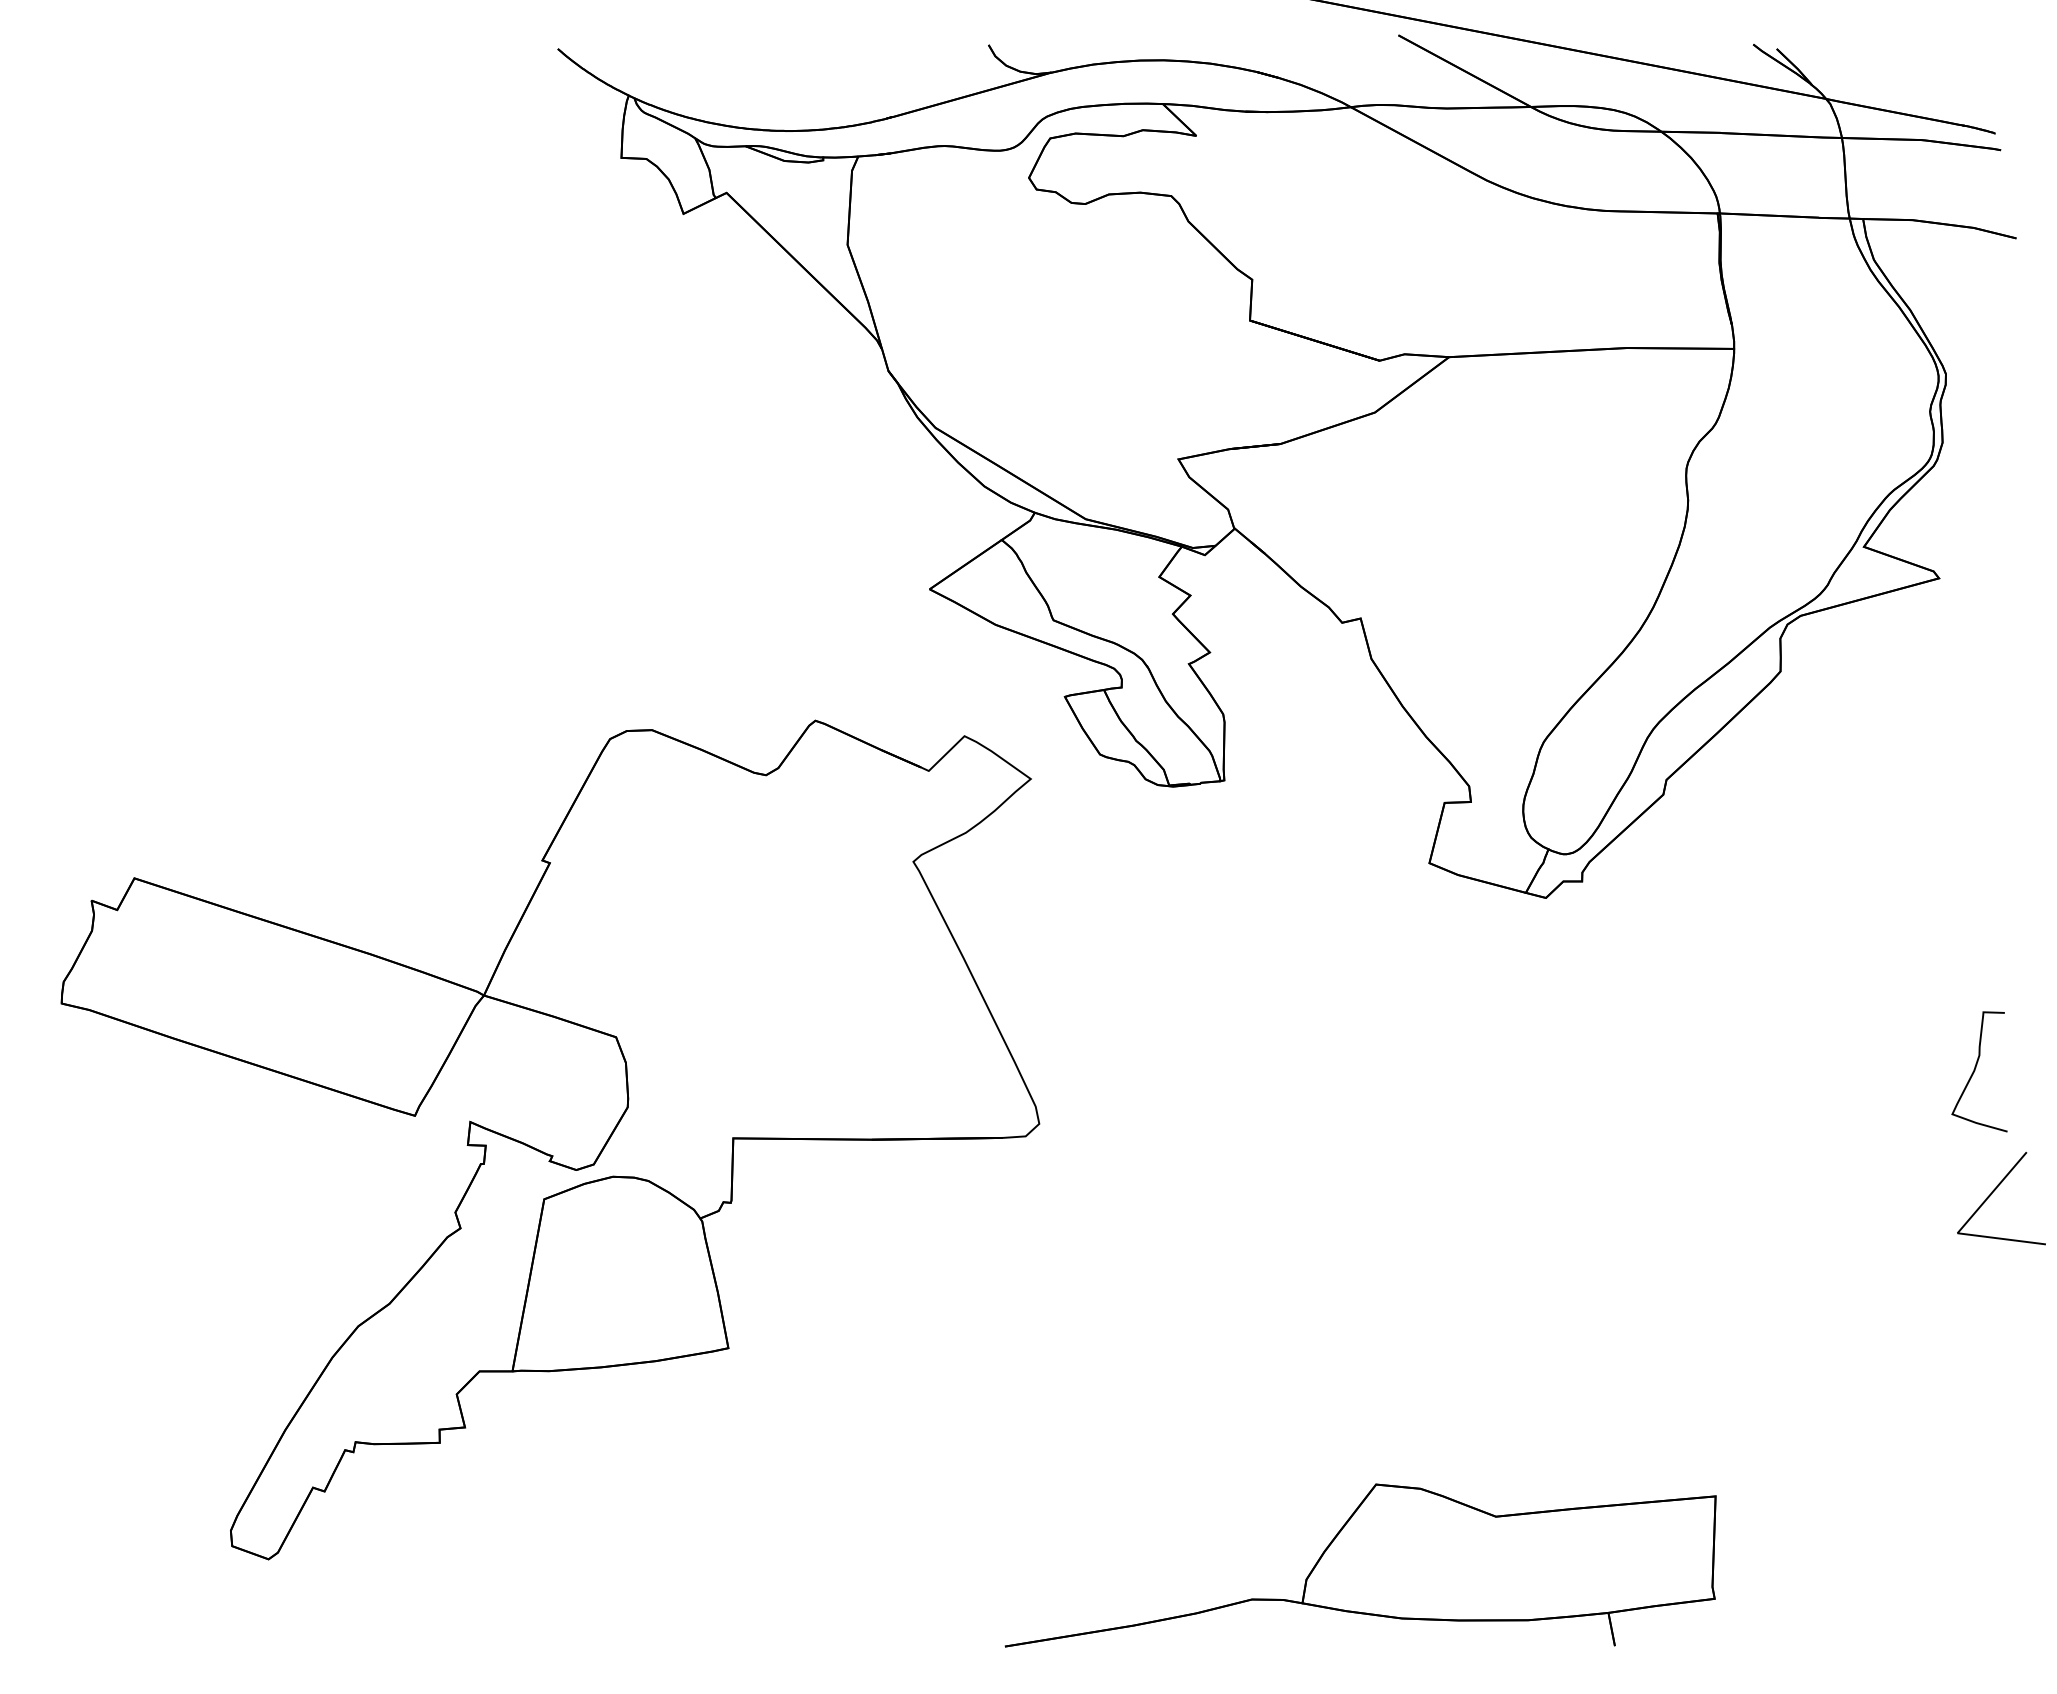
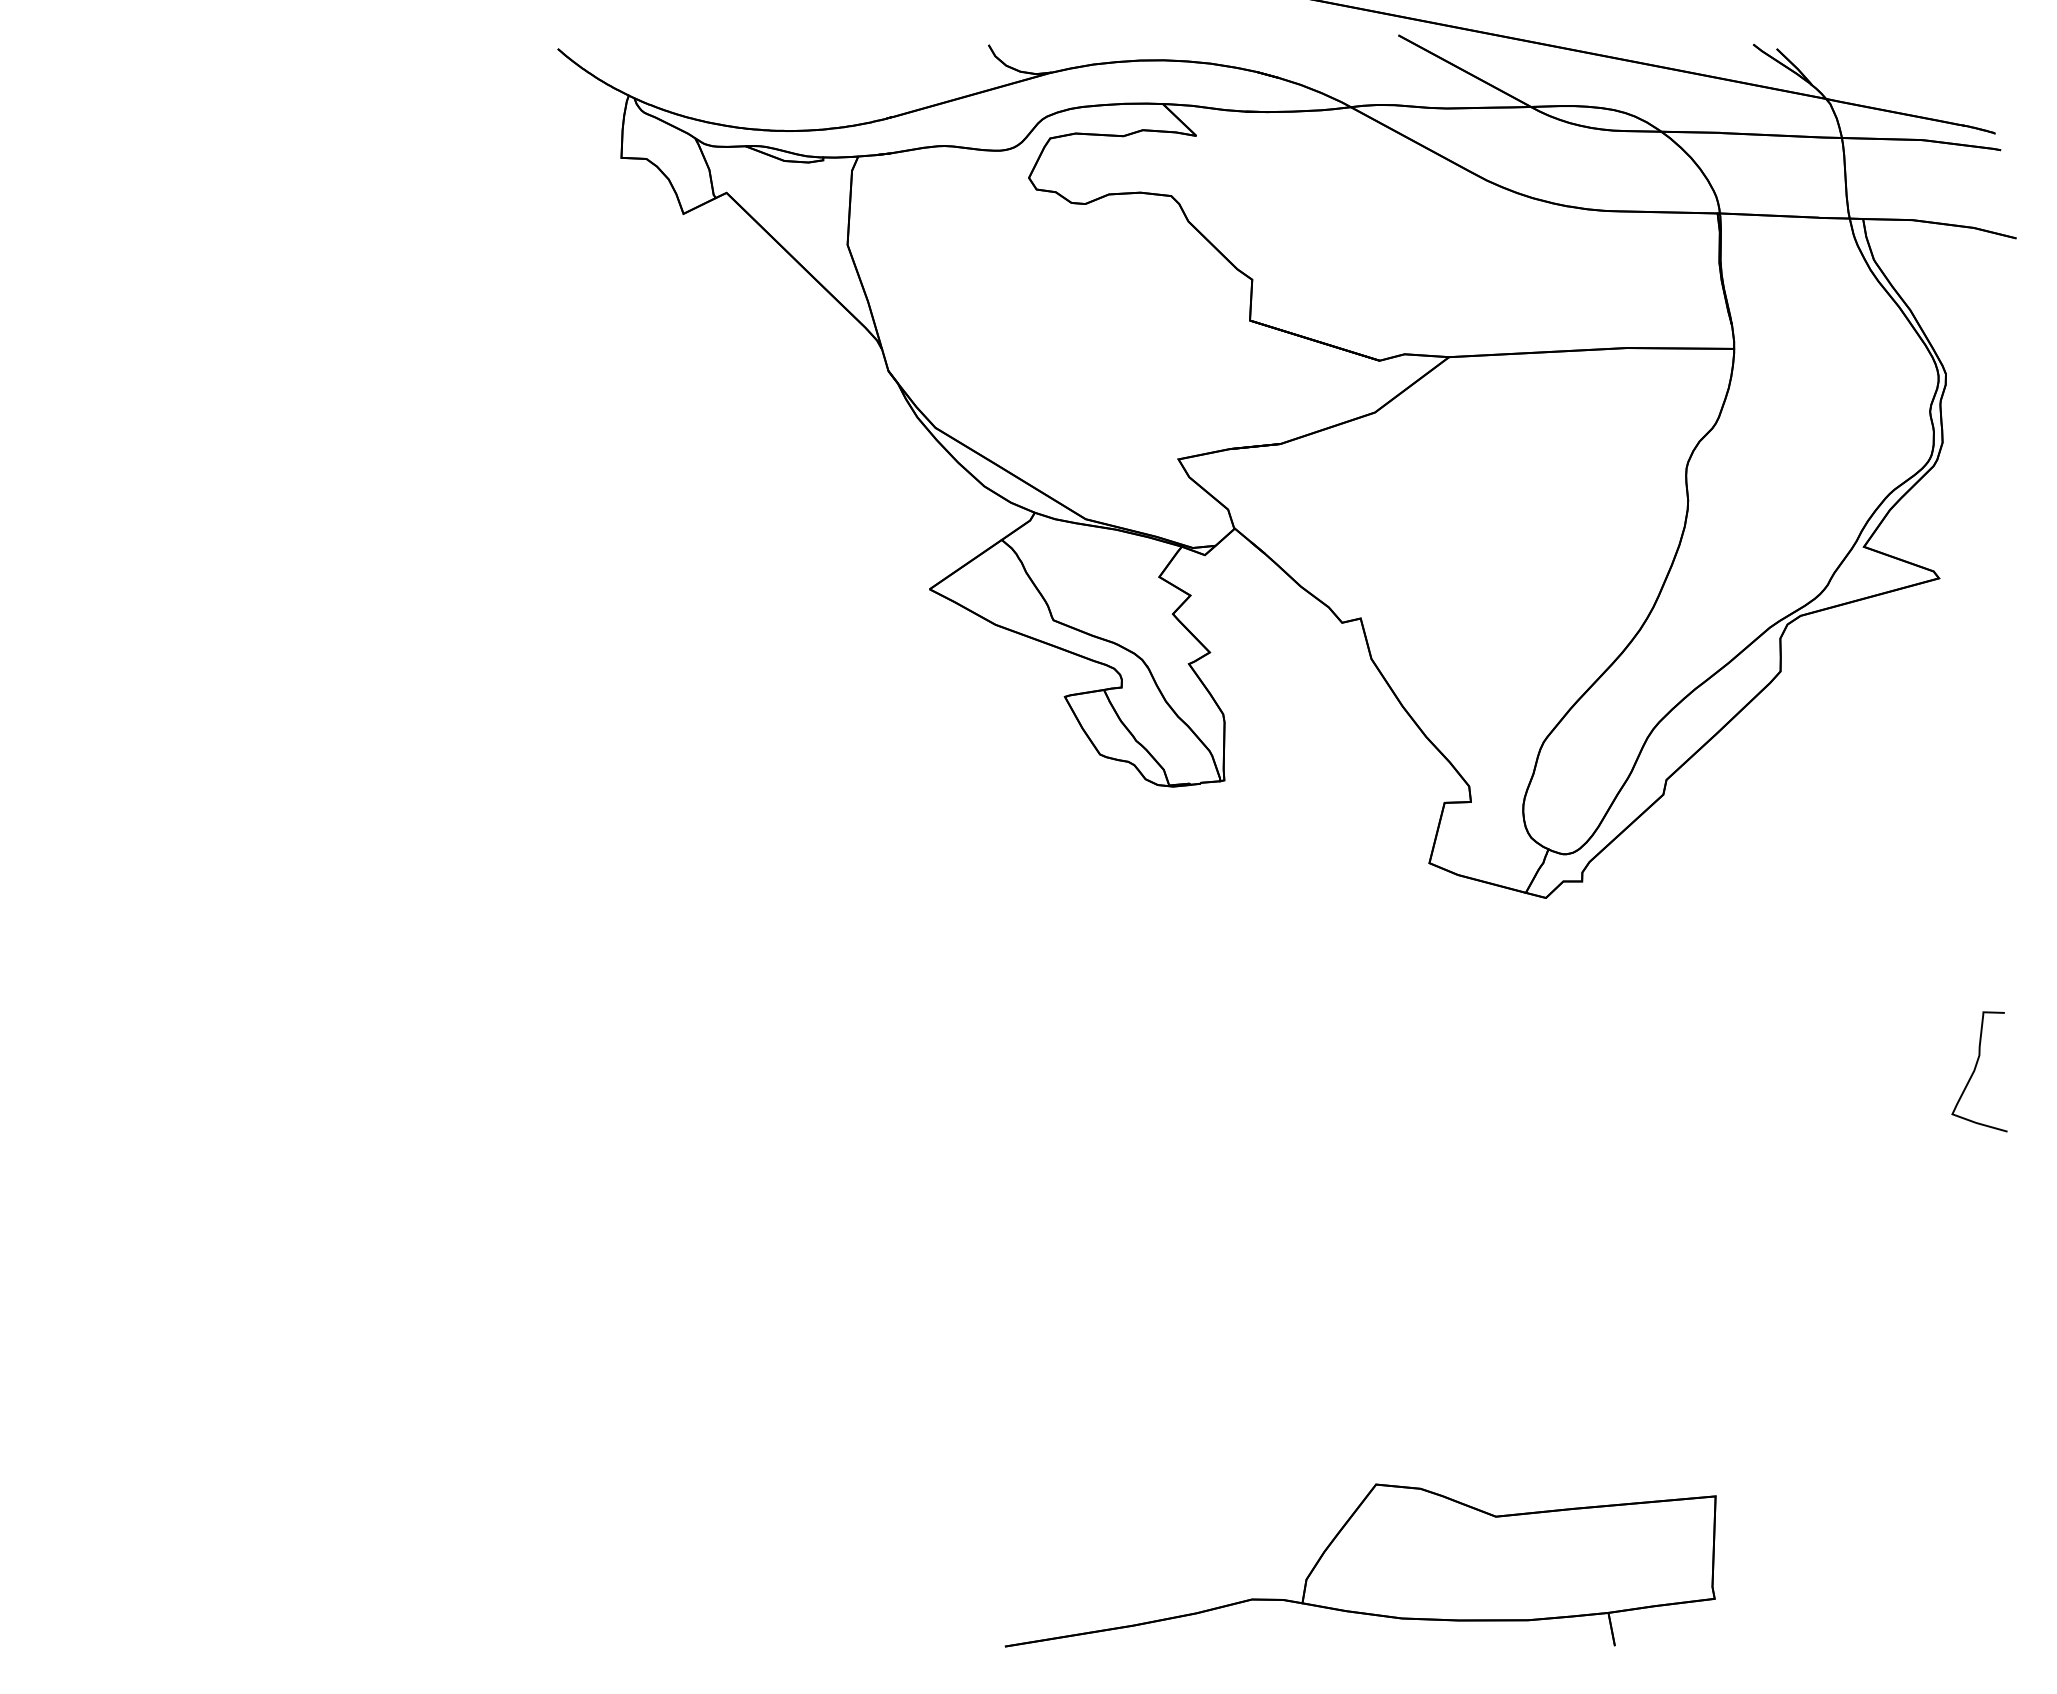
part: present -> none (543, 1151)
line: present -> none (1994, 1191)
